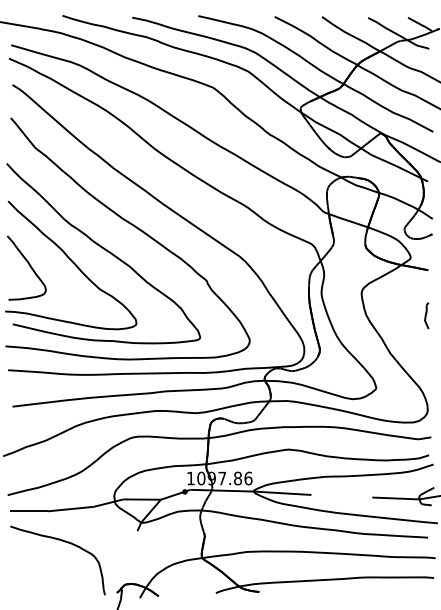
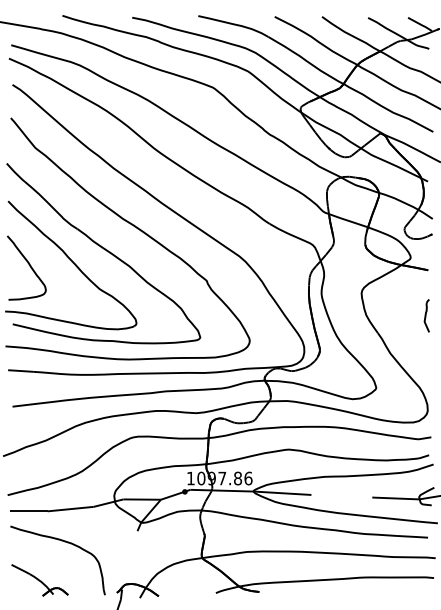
part size: 6x28 px -> 7x34 px (426, 315)
part: none -> present (39, 580)
